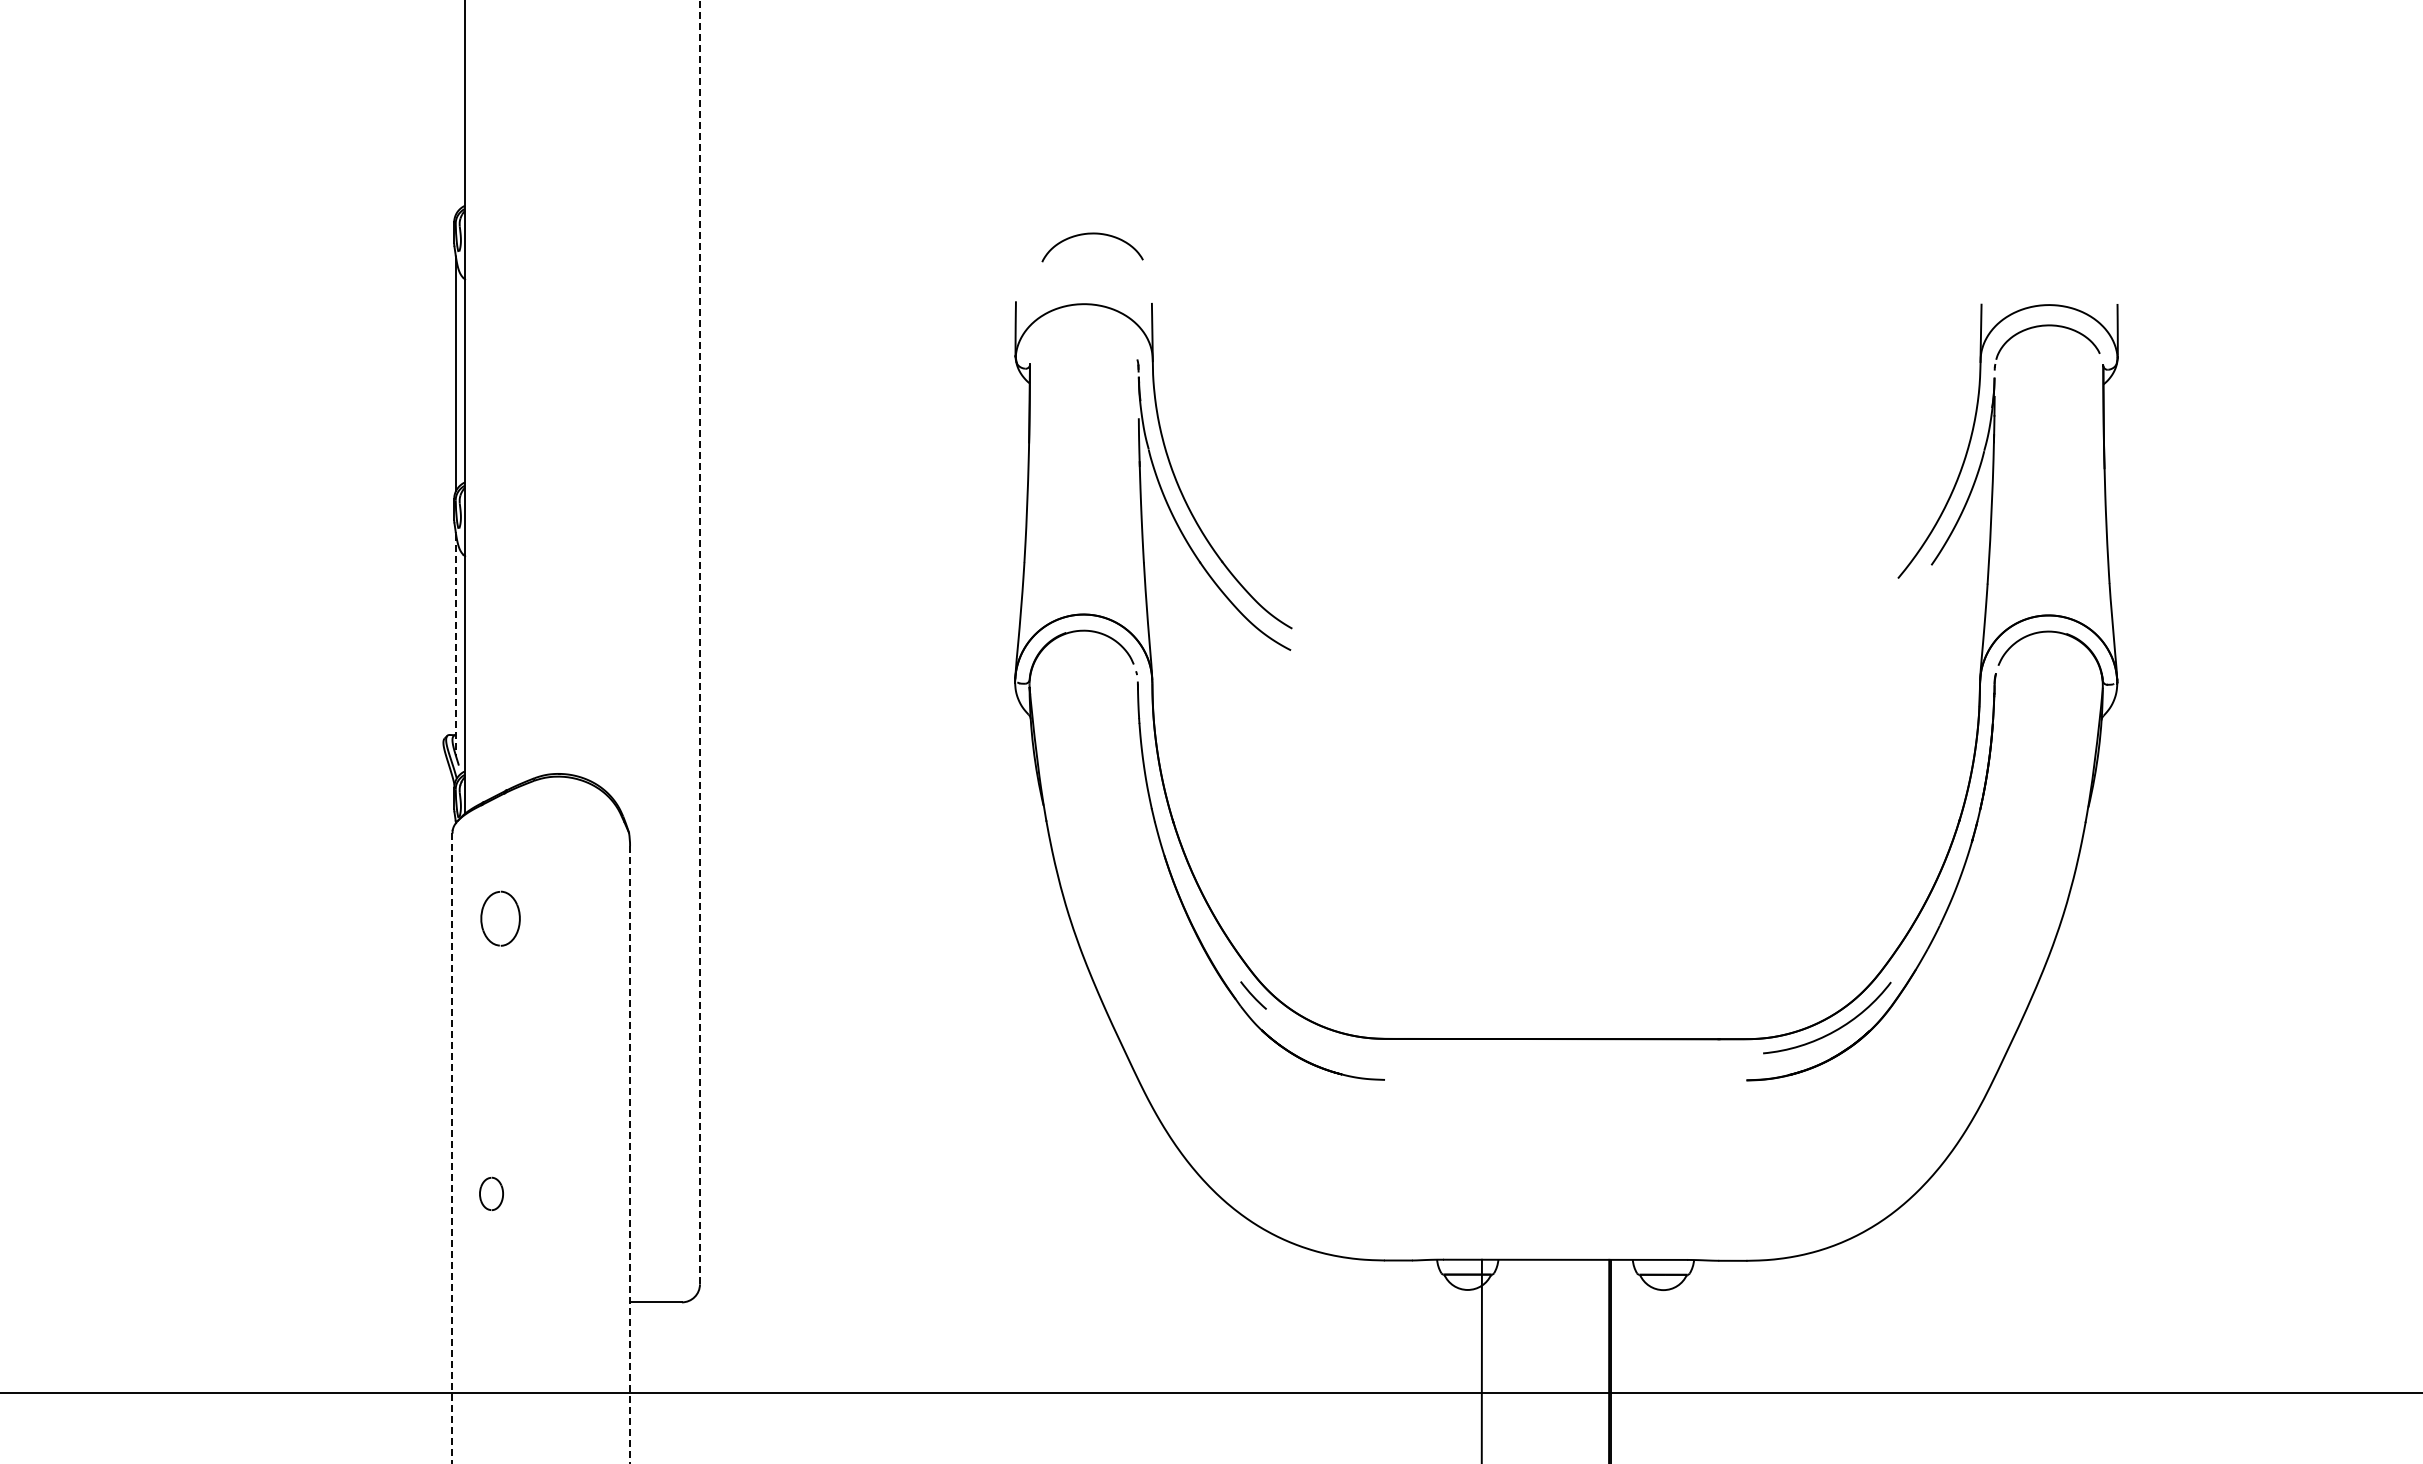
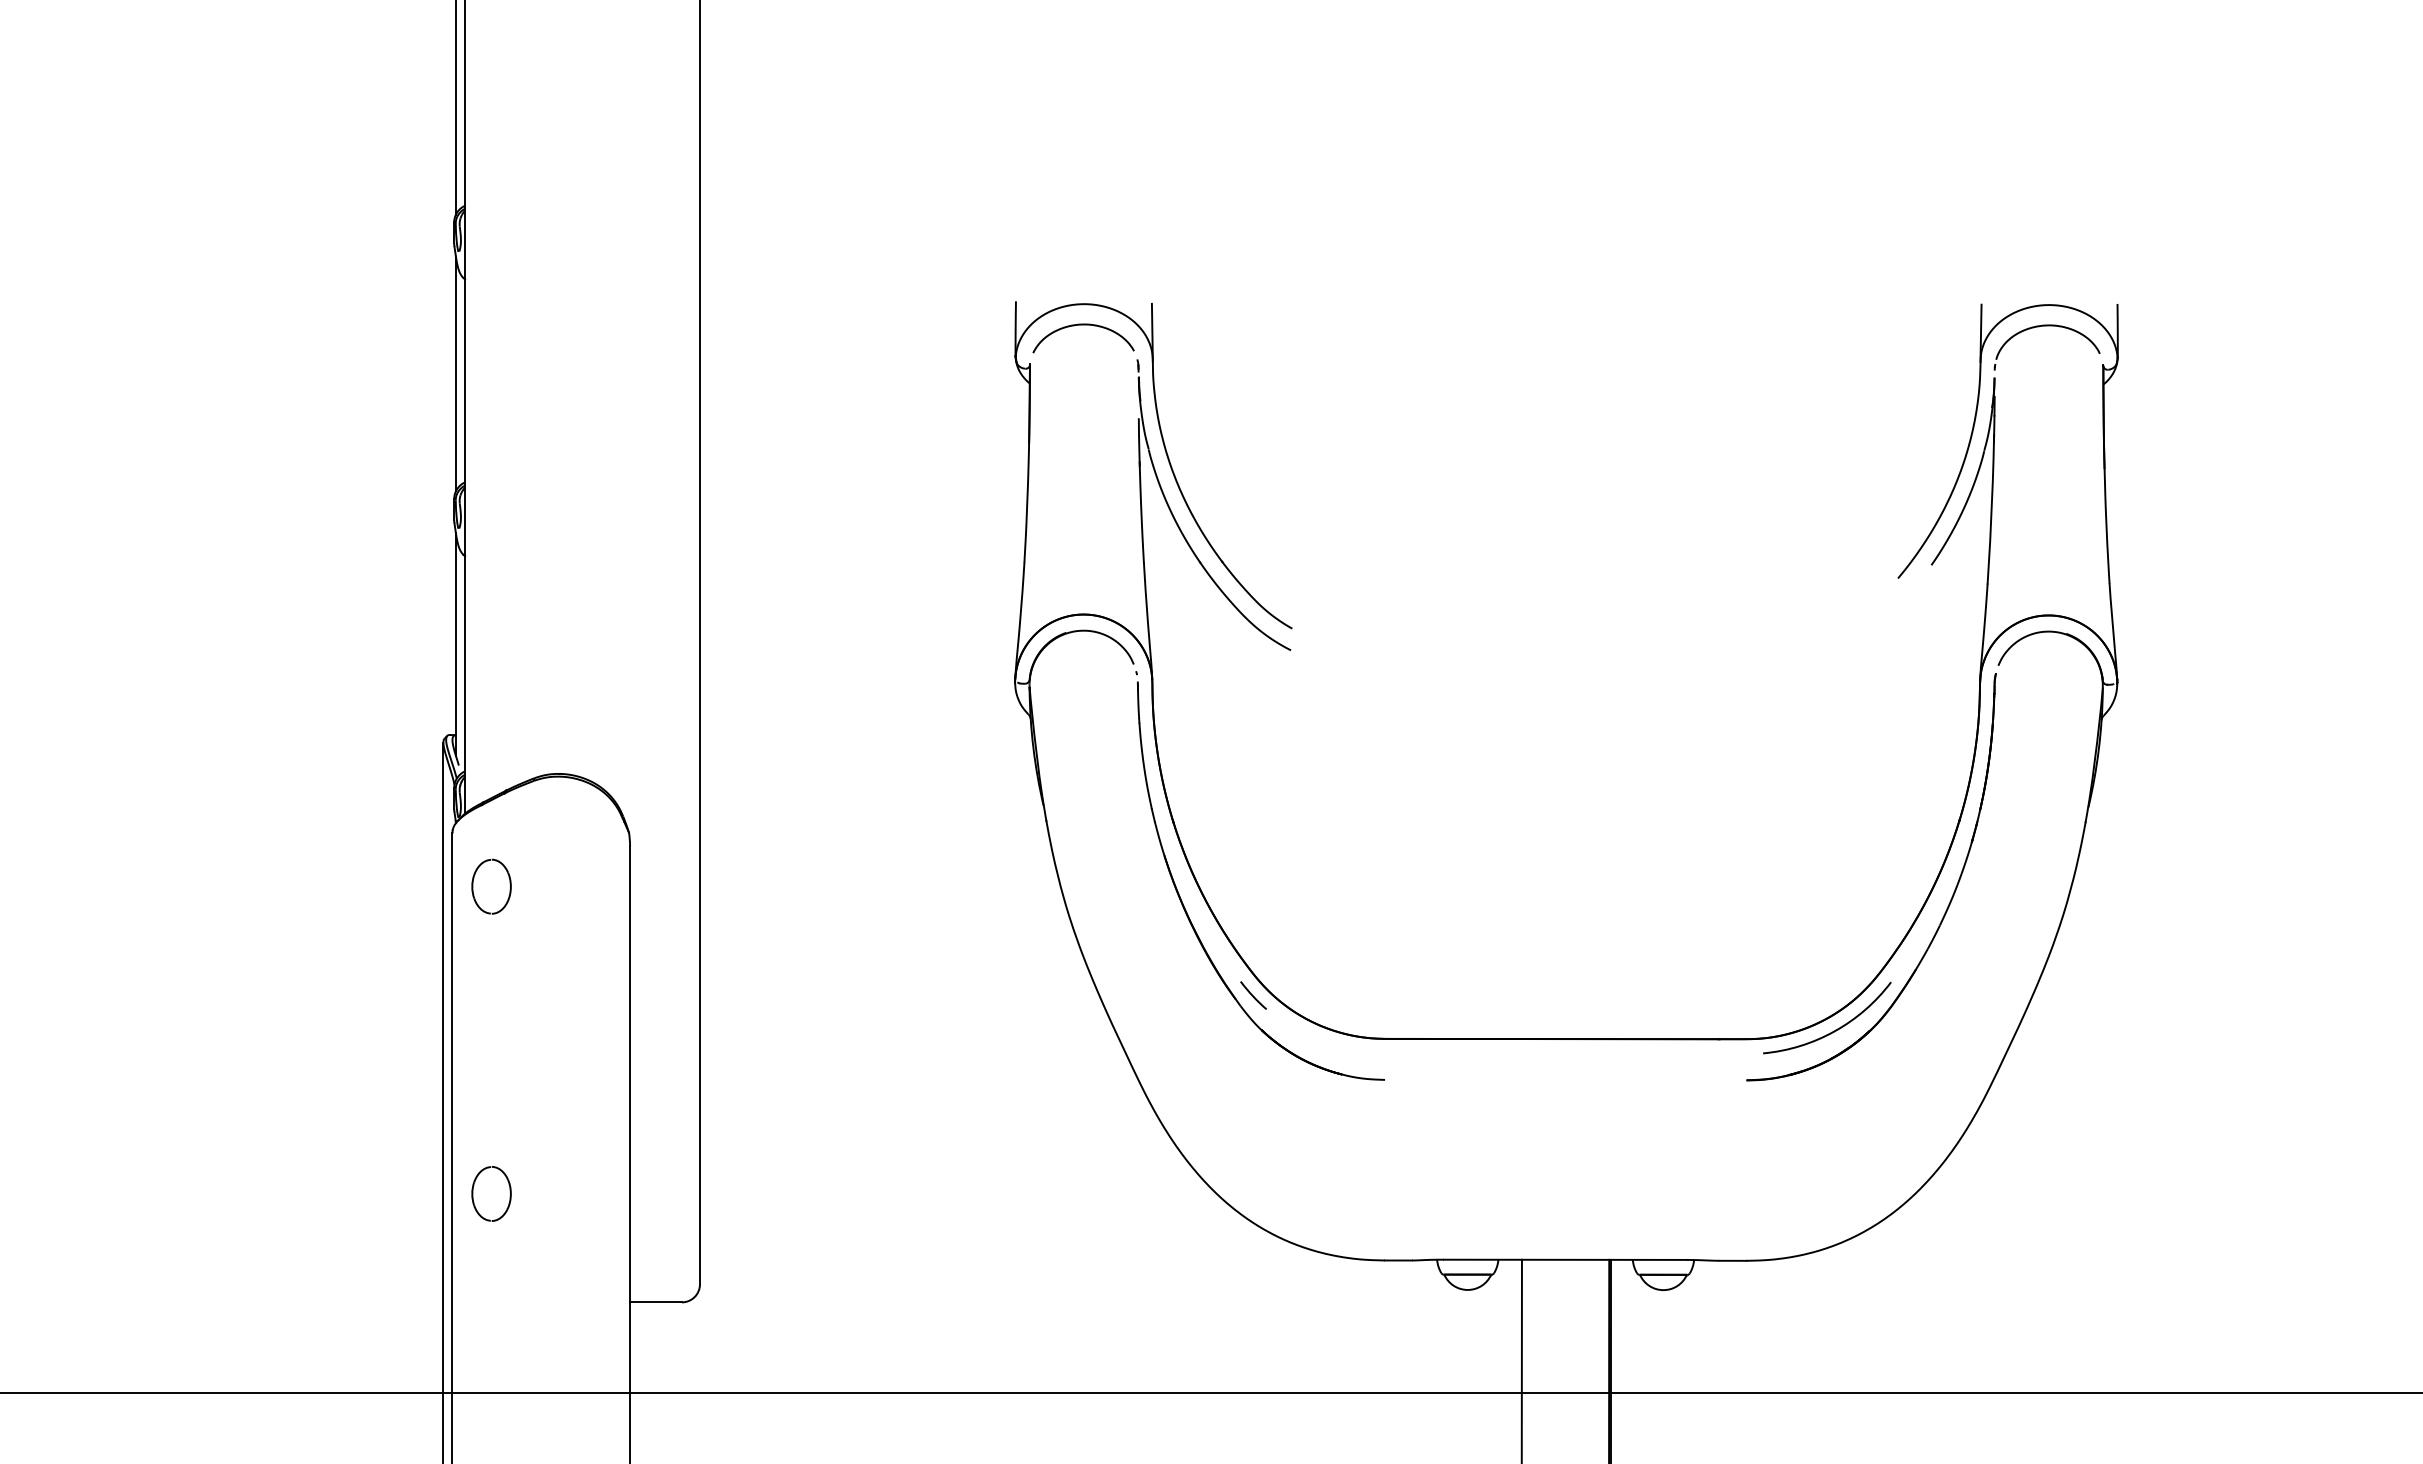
line: none -> present (456, 108)
curve position: (1092, 234) -> (1083, 325) (1083, 325)
line: dashed -> solid (699, 642)
line: dashed -> solid (456, 645)
part position: (500, 918) -> (491, 886) (491, 886)
line: none -> present (443, 1101)
line: dashed -> solid (452, 1148)
line: dashed -> solid (630, 1155)
part size: 25x36 px -> 41x56 px (491, 1193)
line position: (1481, 1359) -> (1521, 1359) (1521, 1359)
